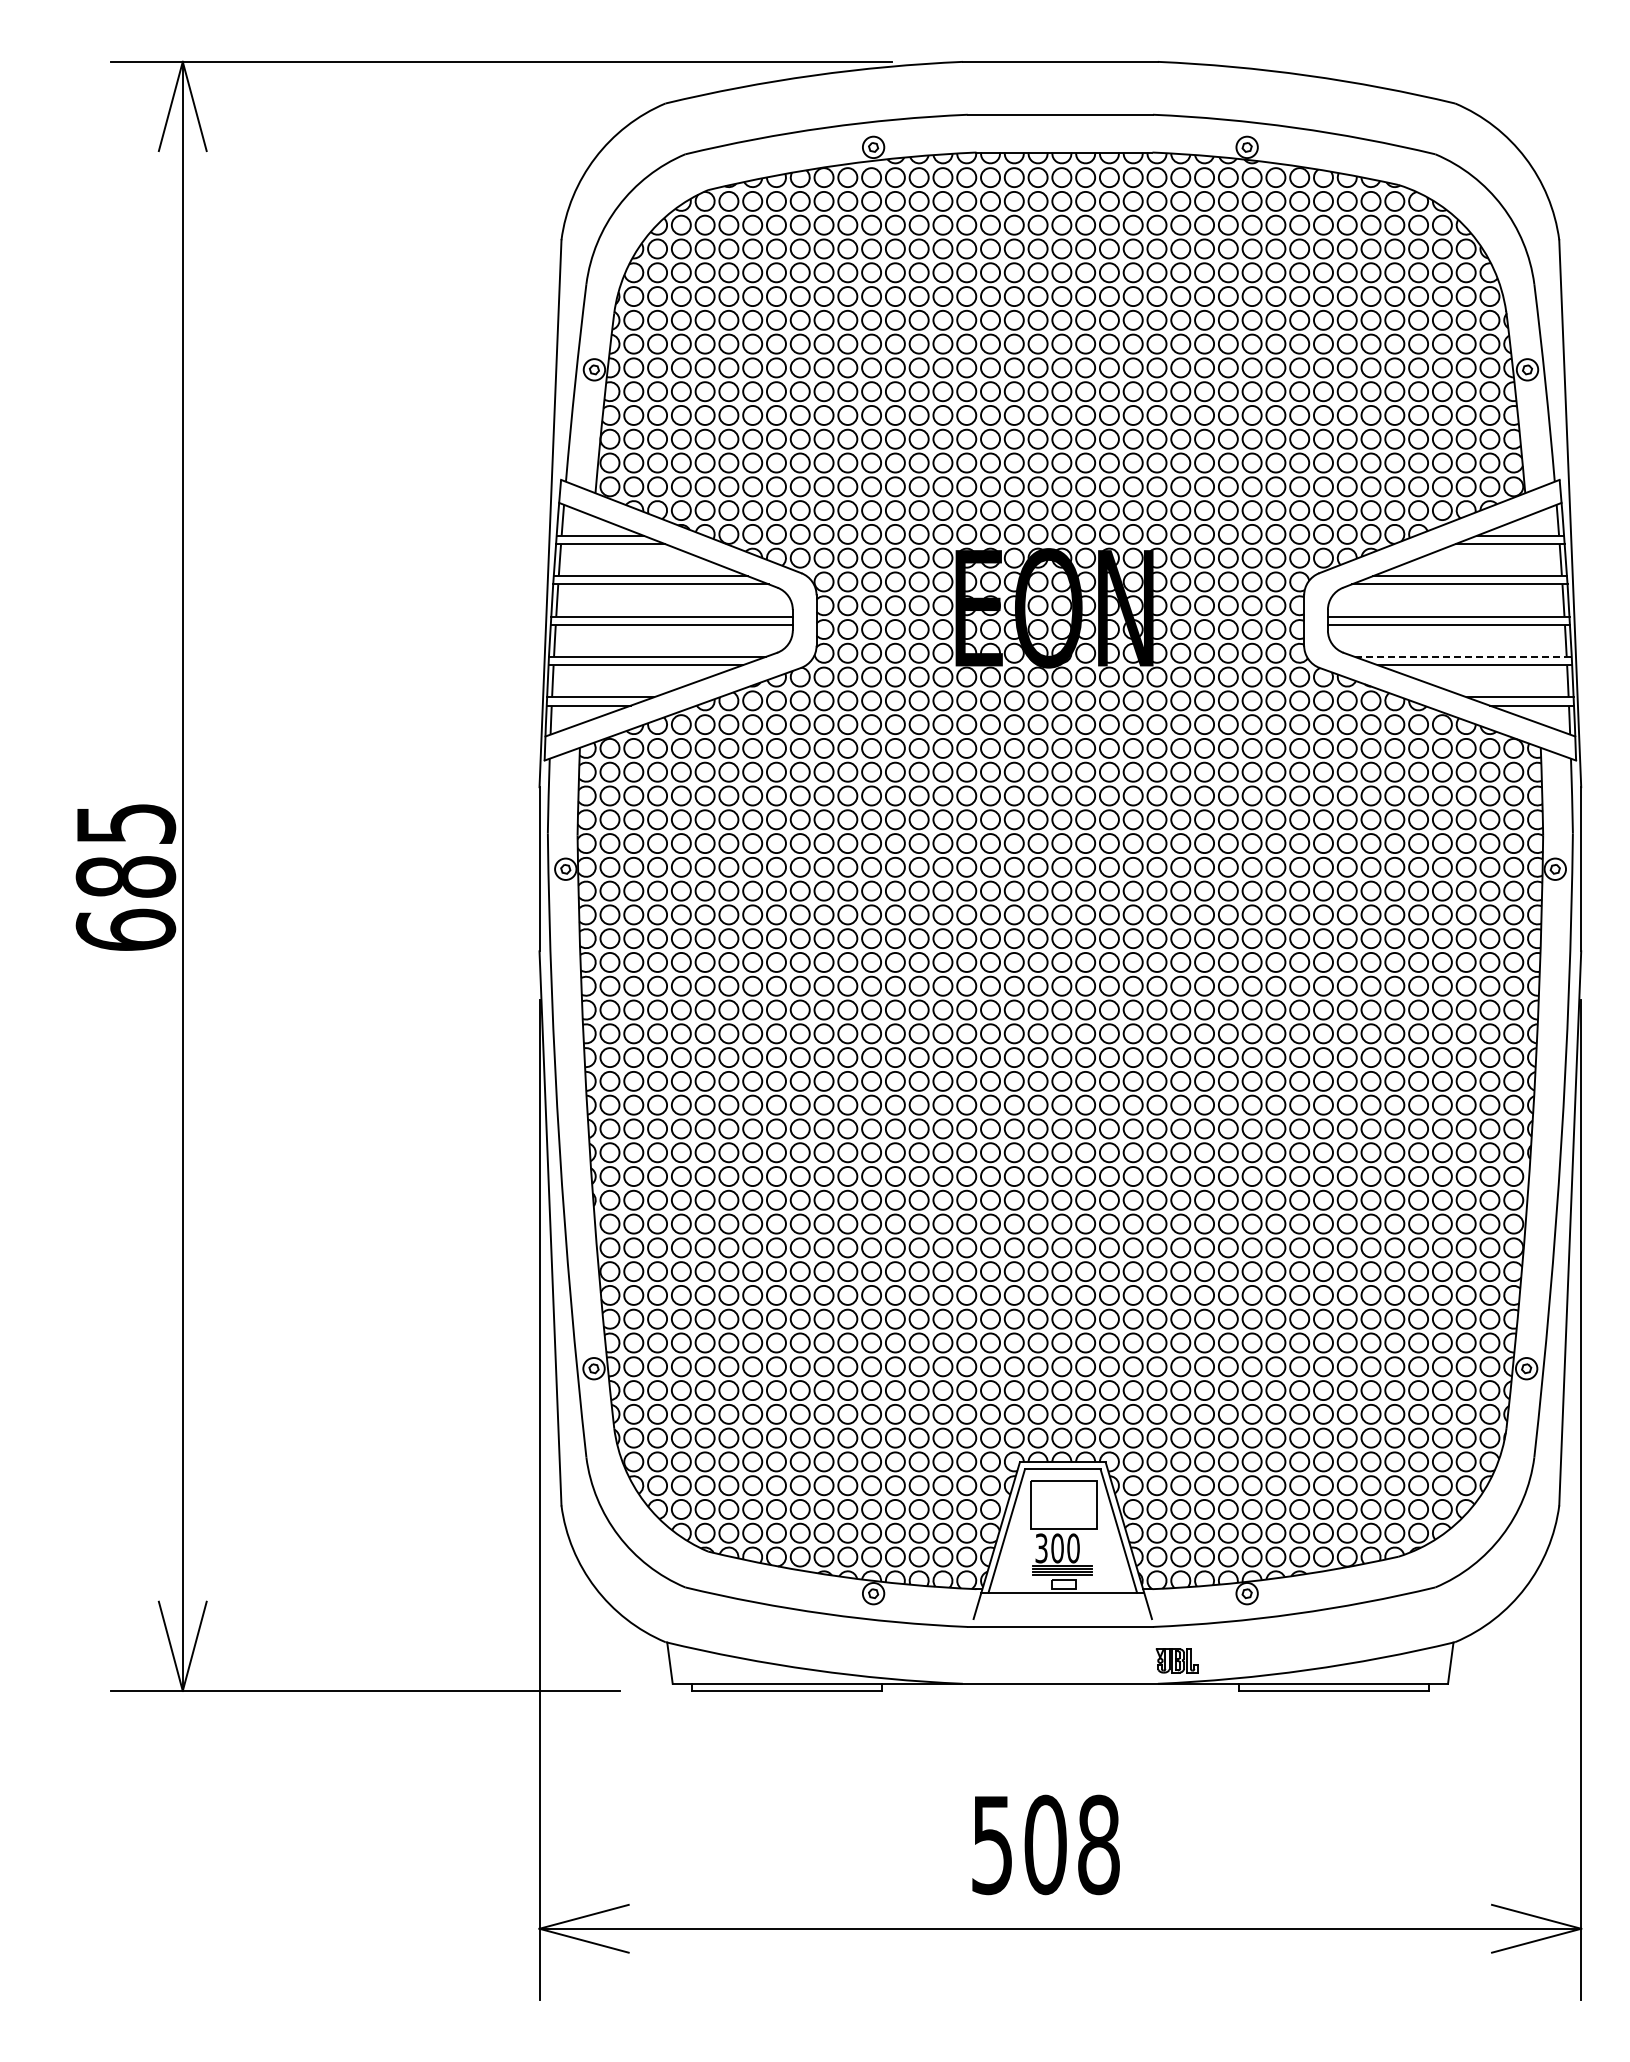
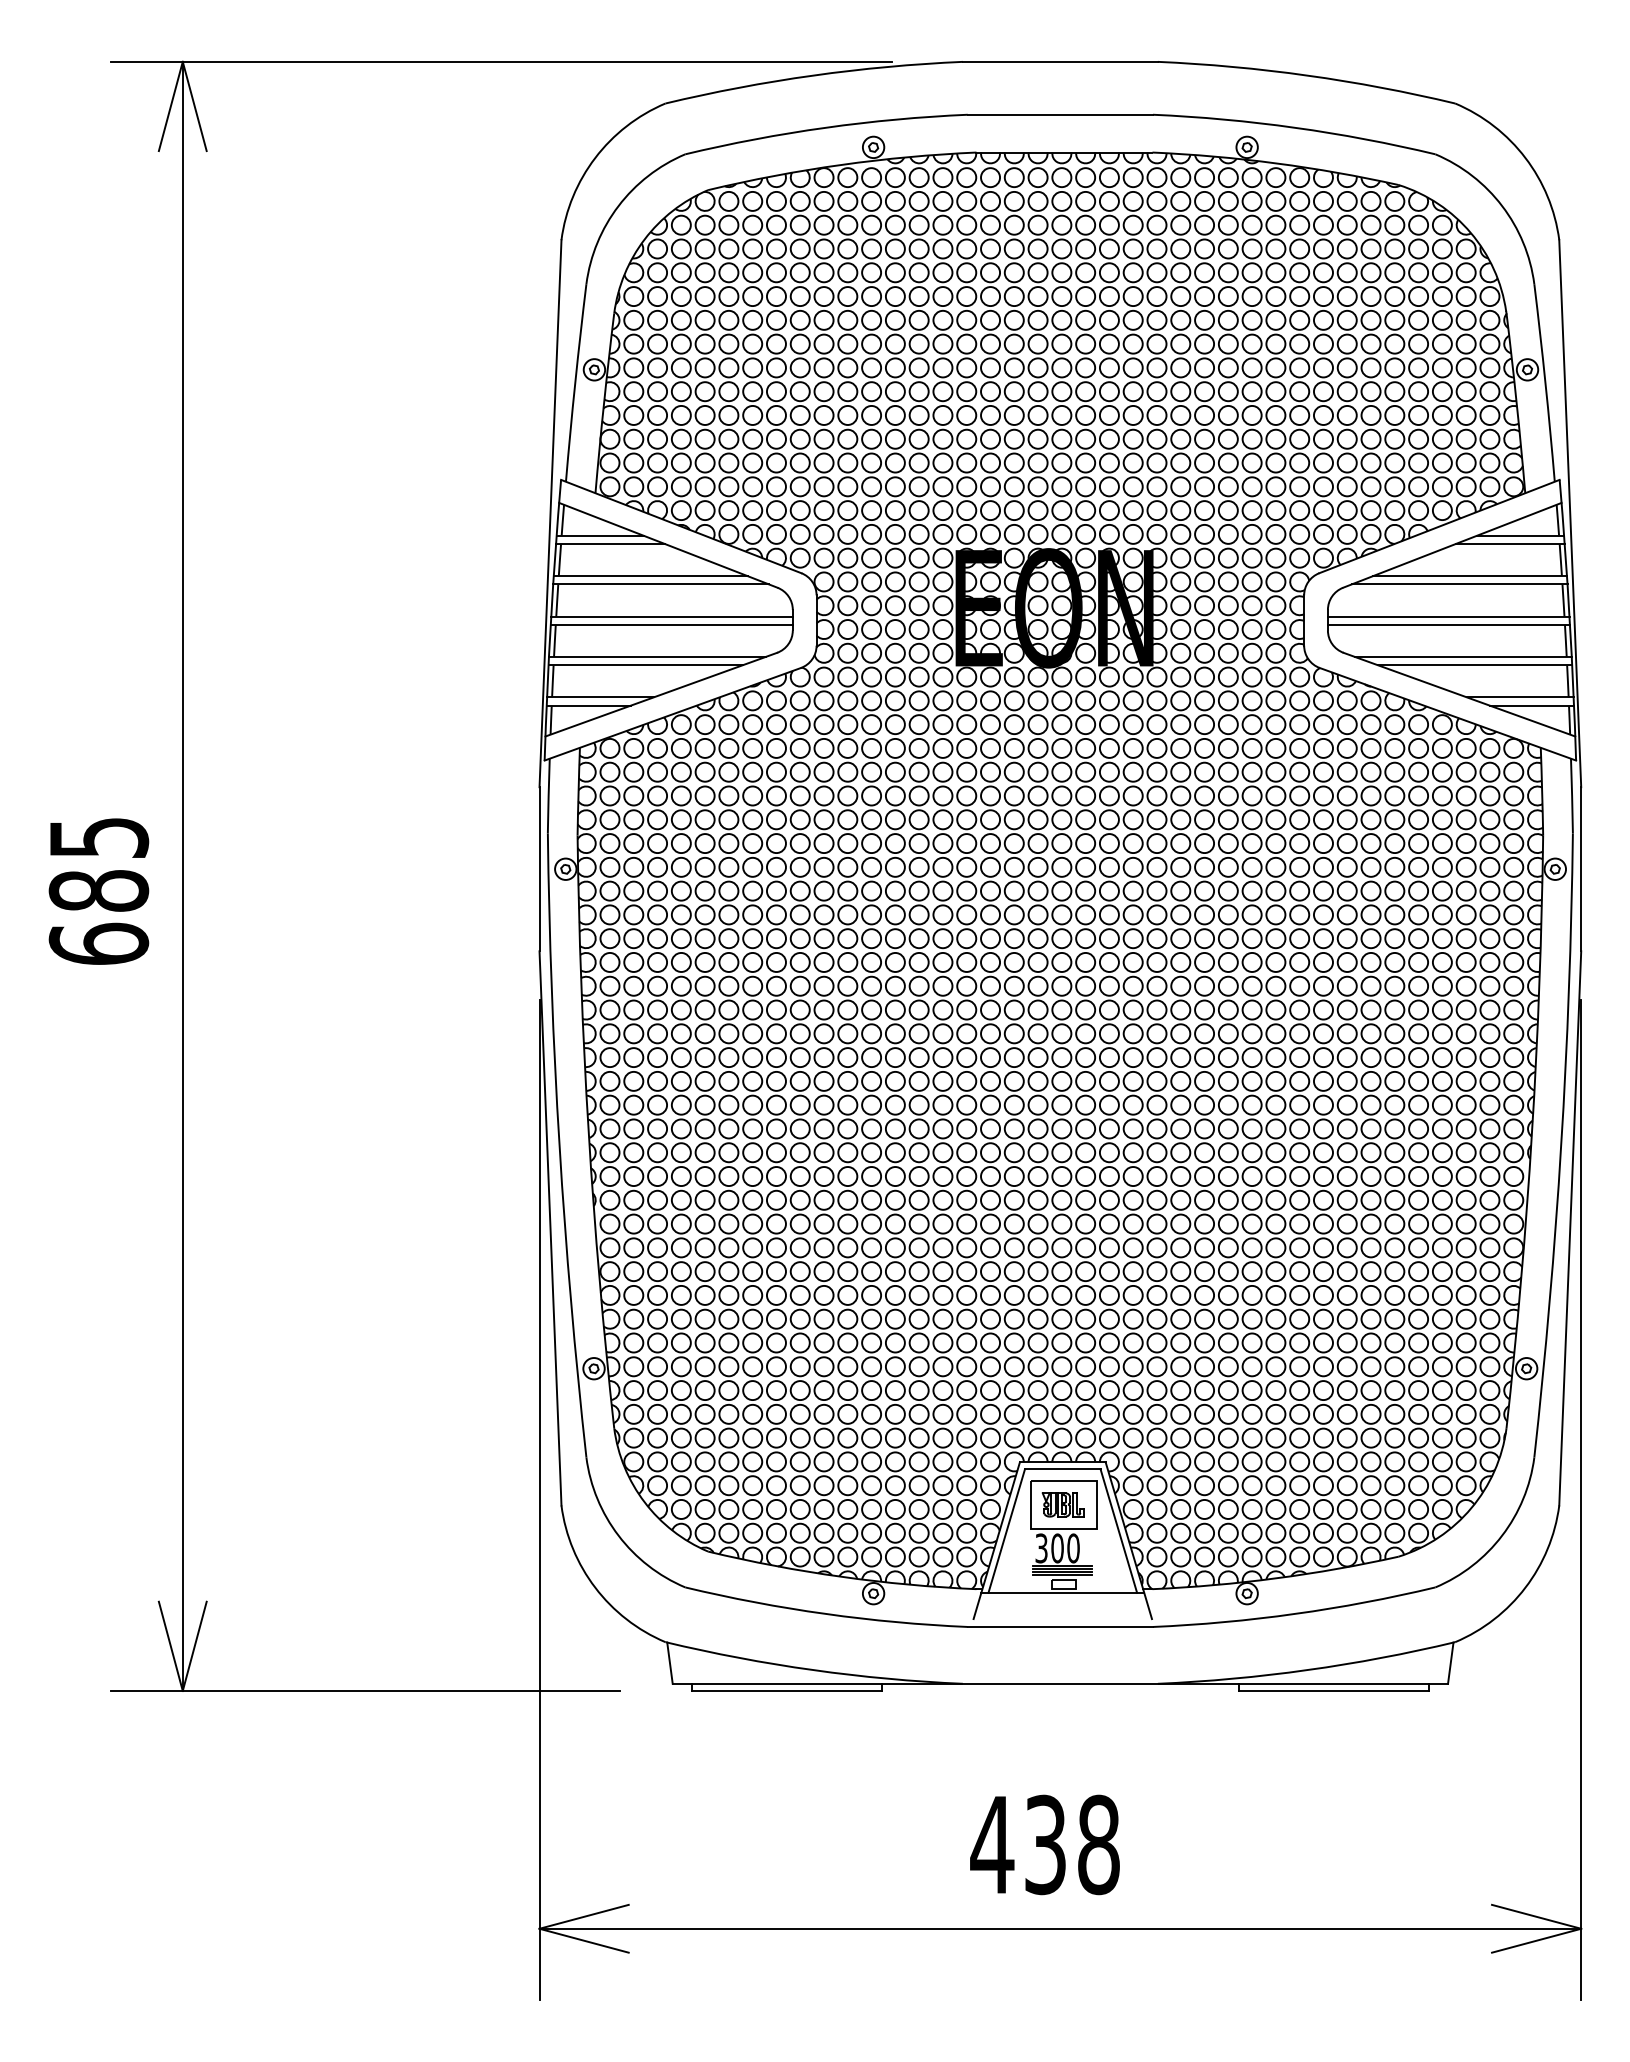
line: dashed -> solid (1463, 657)
text position: (125, 877) -> (98, 891) (98, 891)
part position: (1176, 1660) -> (1062, 1504) (1062, 1504)
text: 508 -> 438 (1018, 1844)
